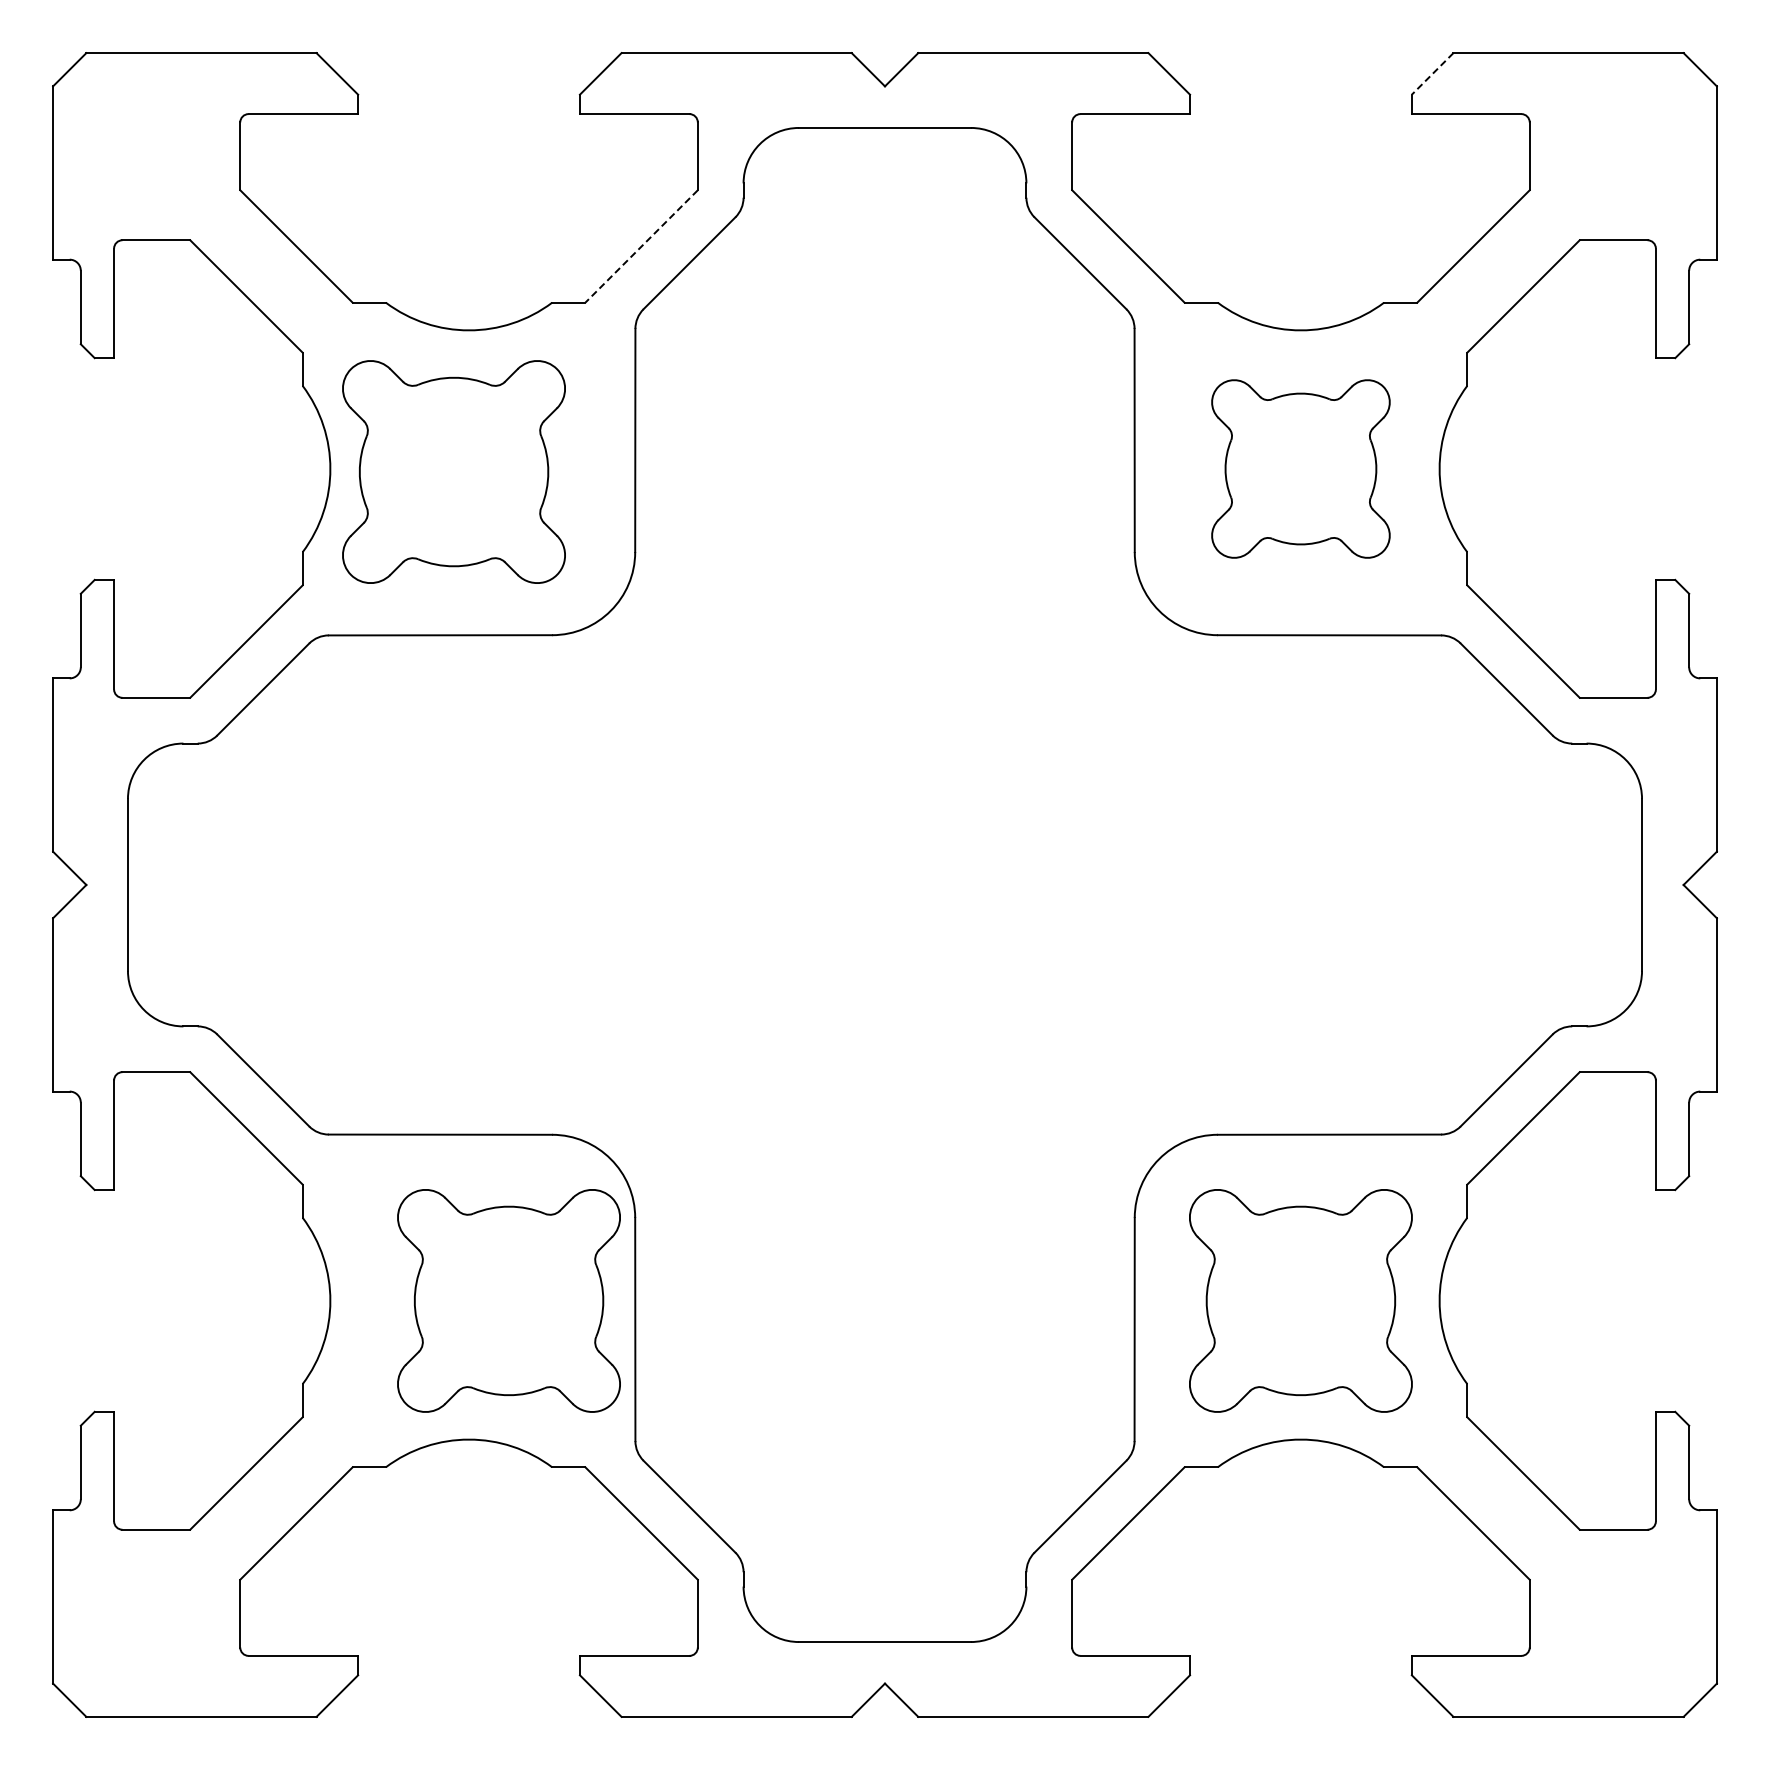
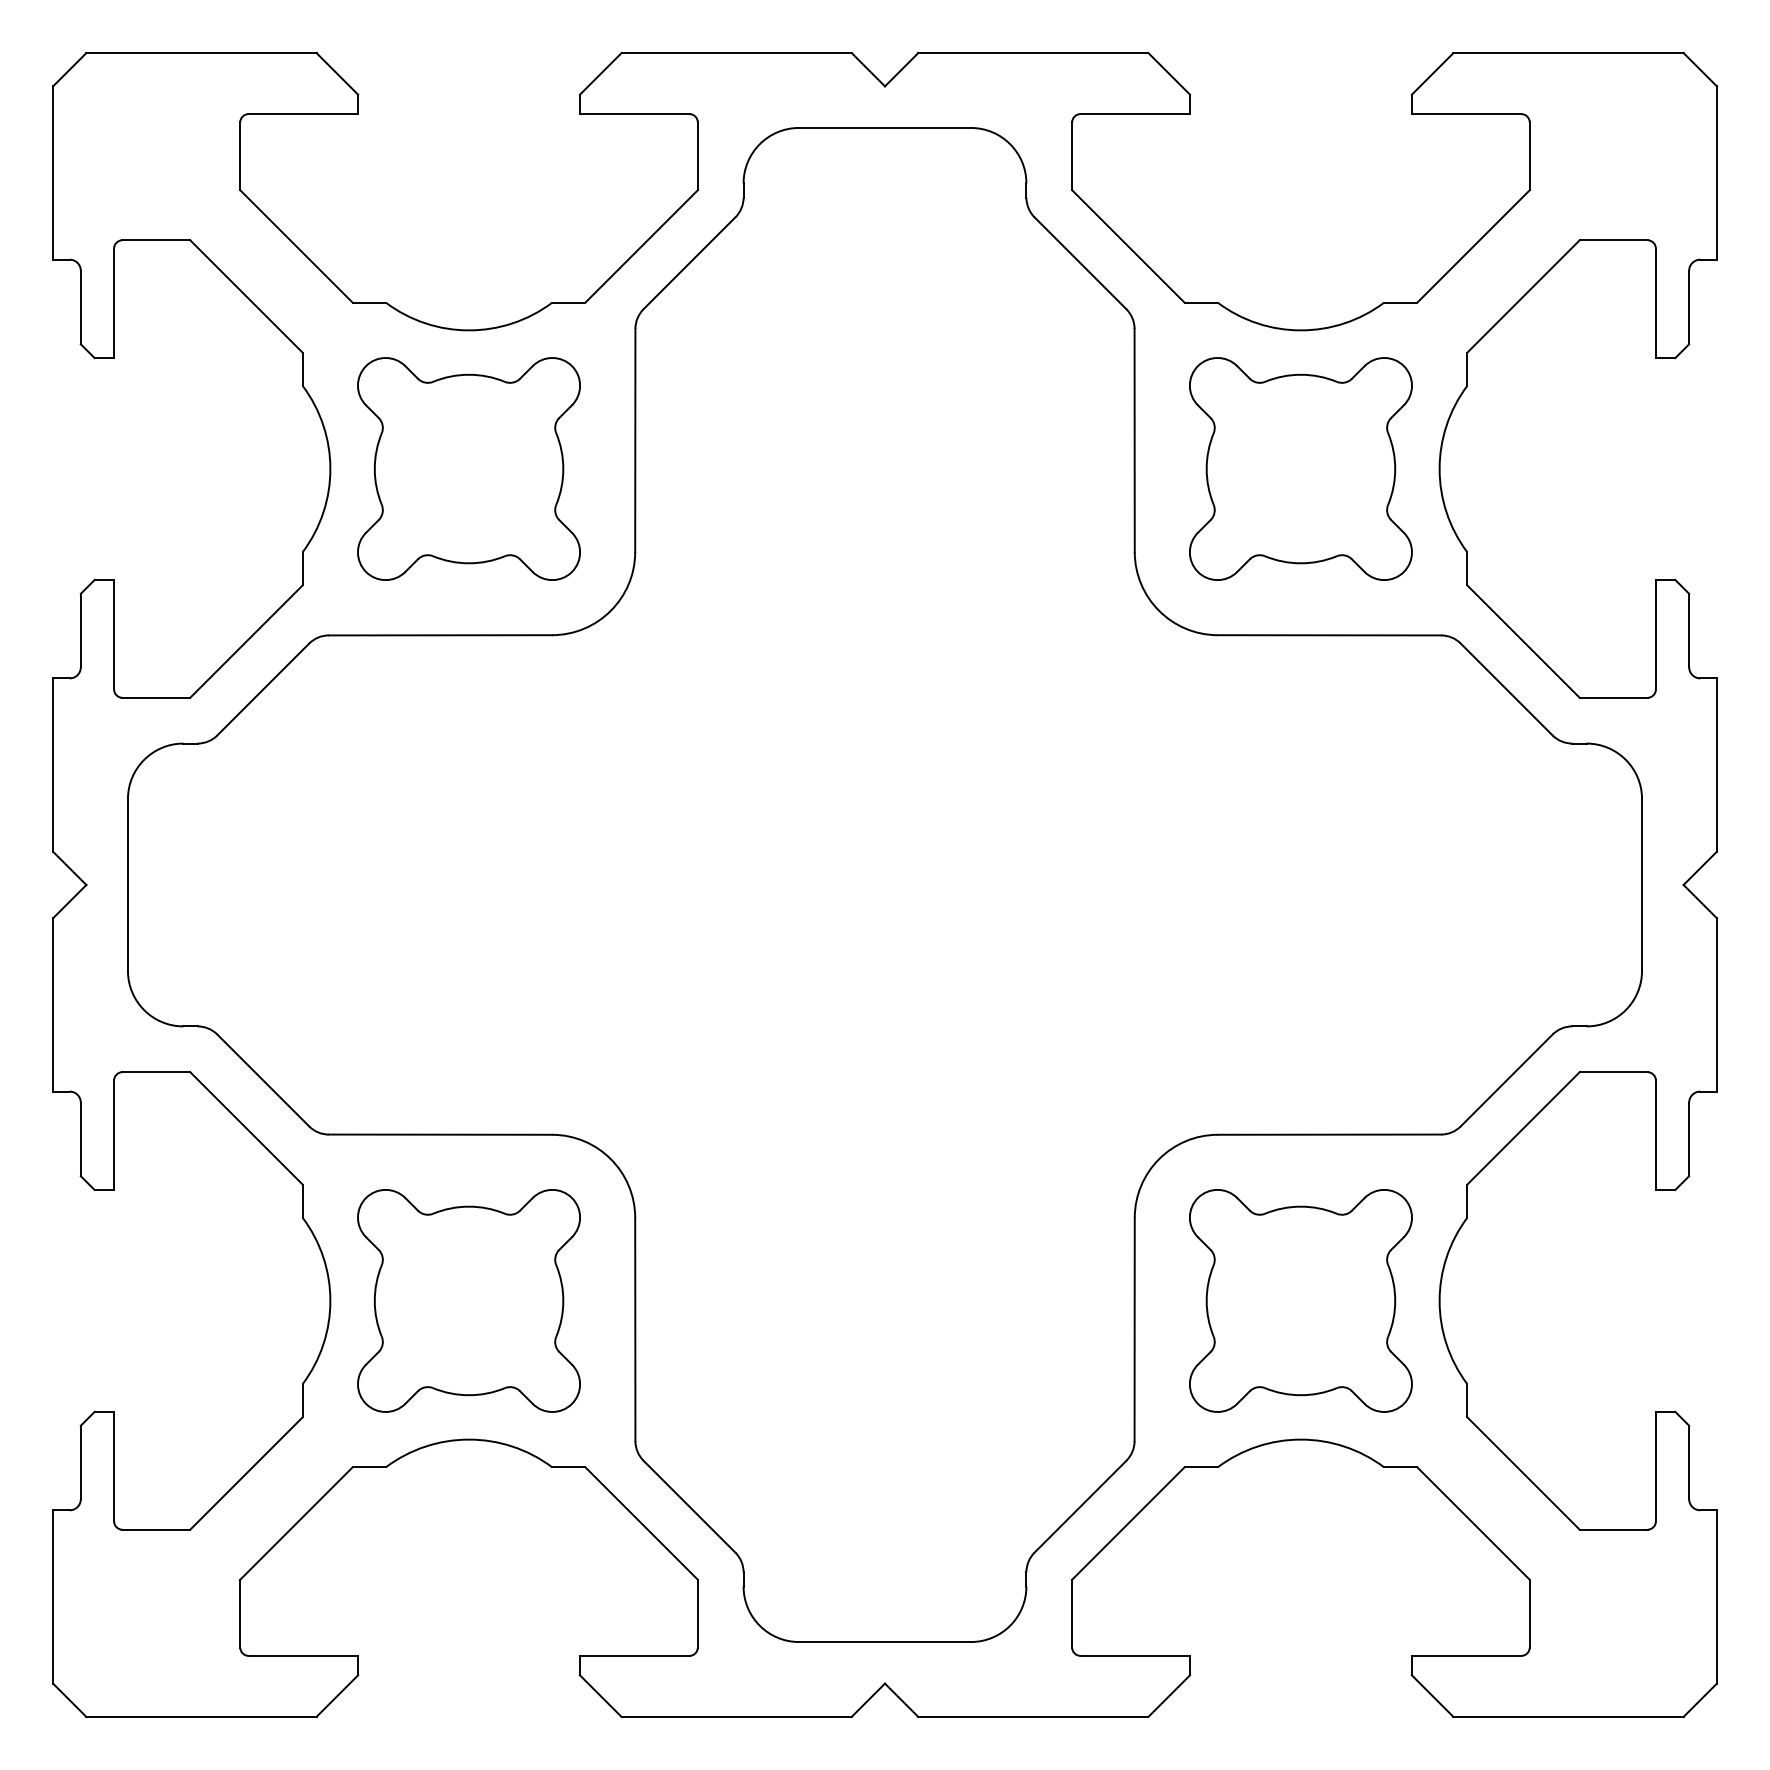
line: dashed -> solid (1432, 74)
line: dashed -> solid (641, 246)
part size: 180x180 px -> 224x224 px (1300, 468)
part position: (453, 471) -> (468, 468) (468, 468)
part position: (508, 1300) -> (468, 1300) (468, 1300)
